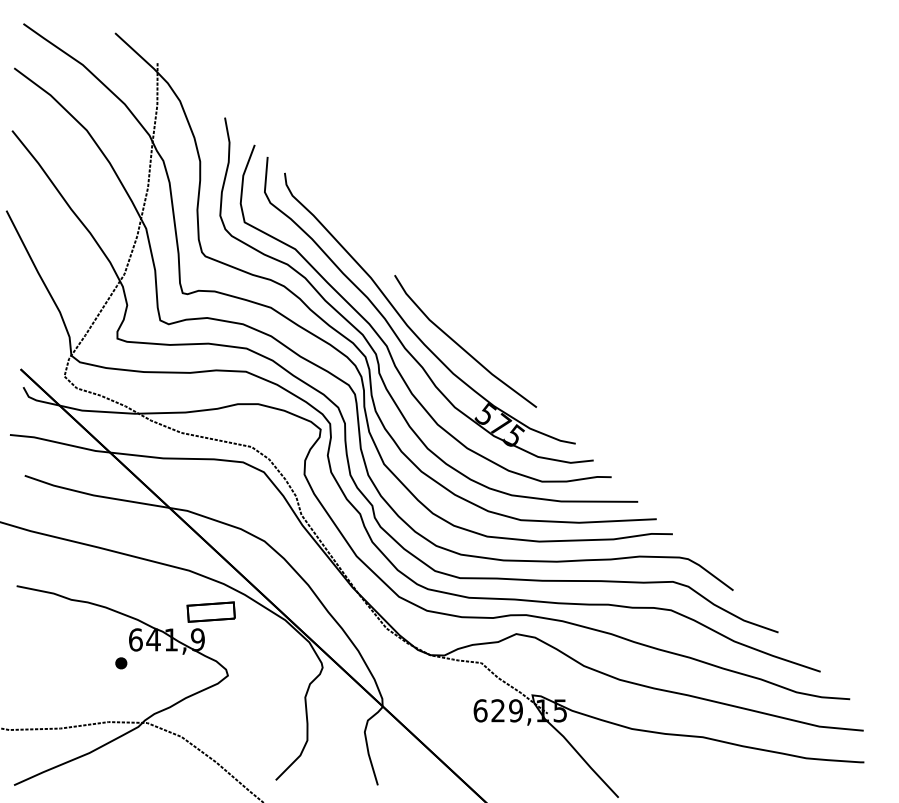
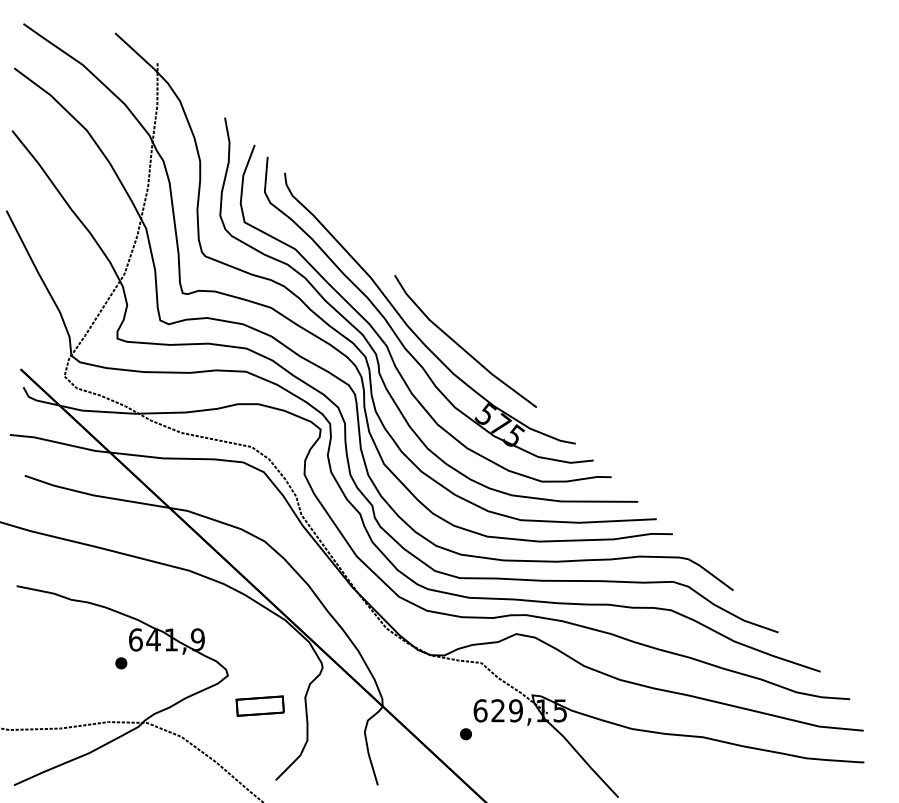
part position: (210, 611) -> (259, 705) (259, 705)
part: none -> present (465, 734)
